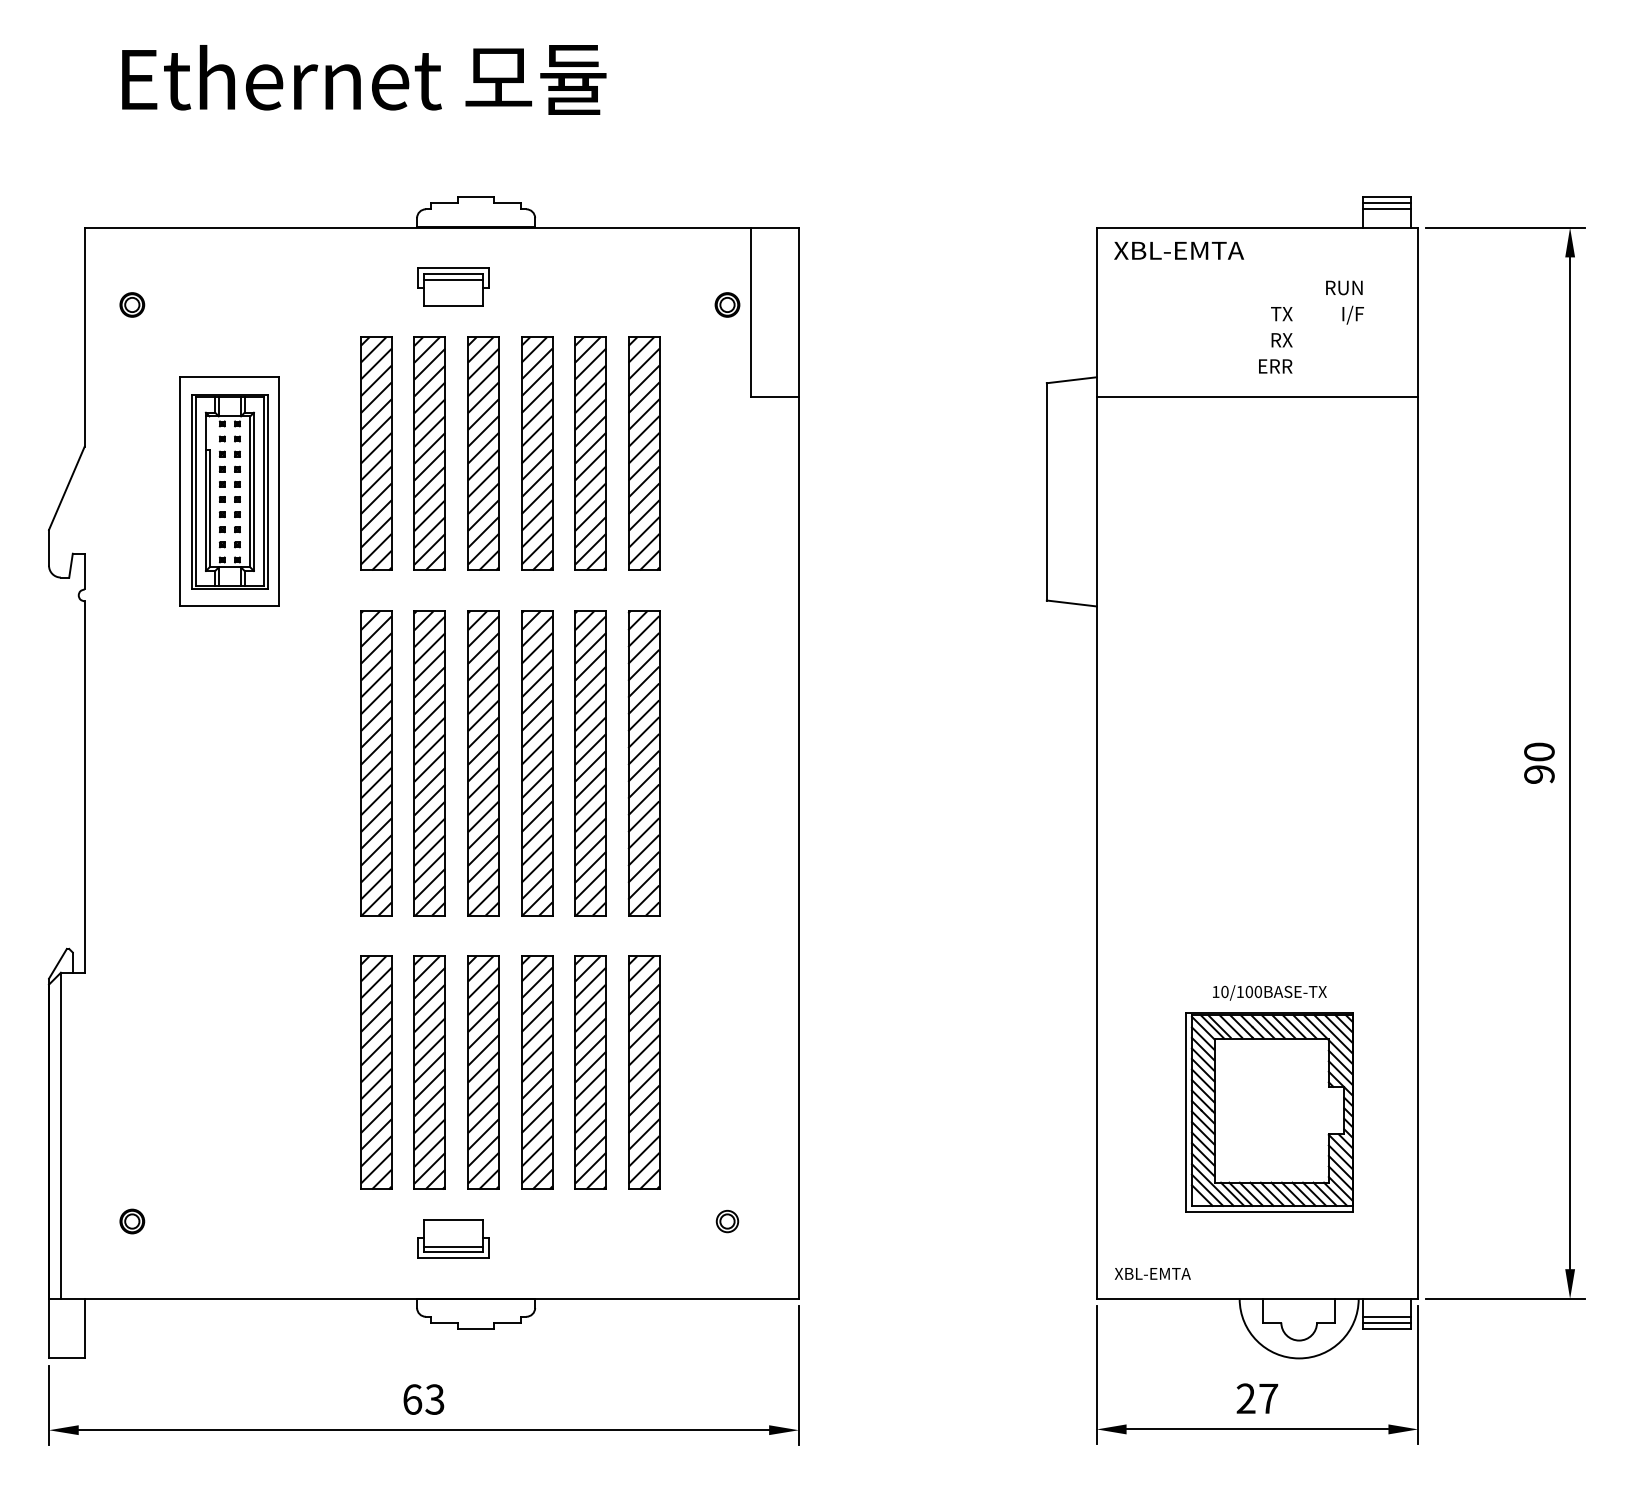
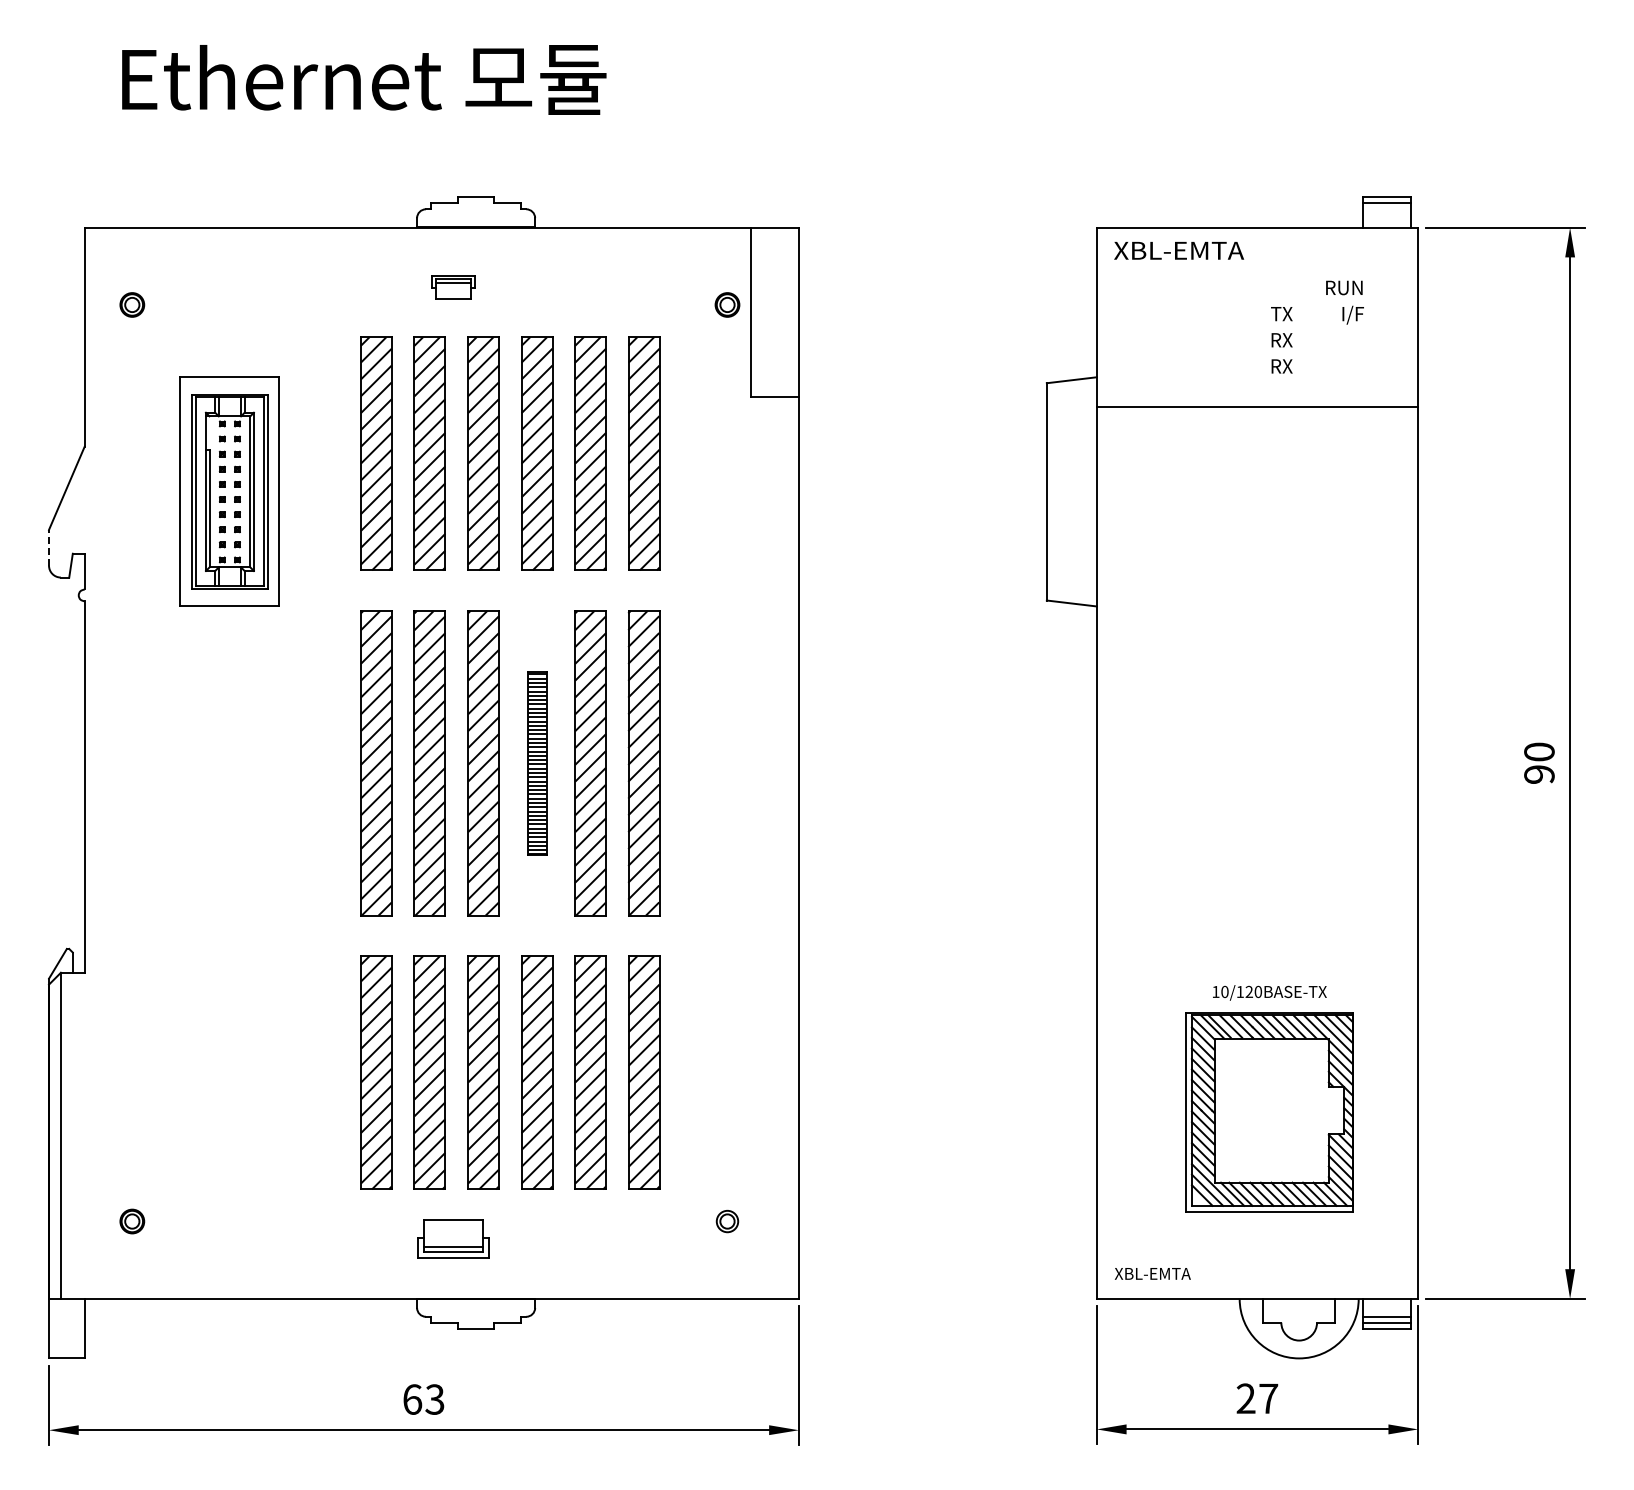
line: present -> none (1387, 209)
part size: 73x40 px -> 45x25 px (453, 287)
text: ERR -> RX (1275, 366)
line position: (1257, 396) -> (1257, 406) (1257, 406)
line: solid -> dashed (49, 547)
part size: 33x307 px -> 21x185 px (537, 763)
text: 10/100BASE-TX -> 10/120BASE-TX (1248, 992)
